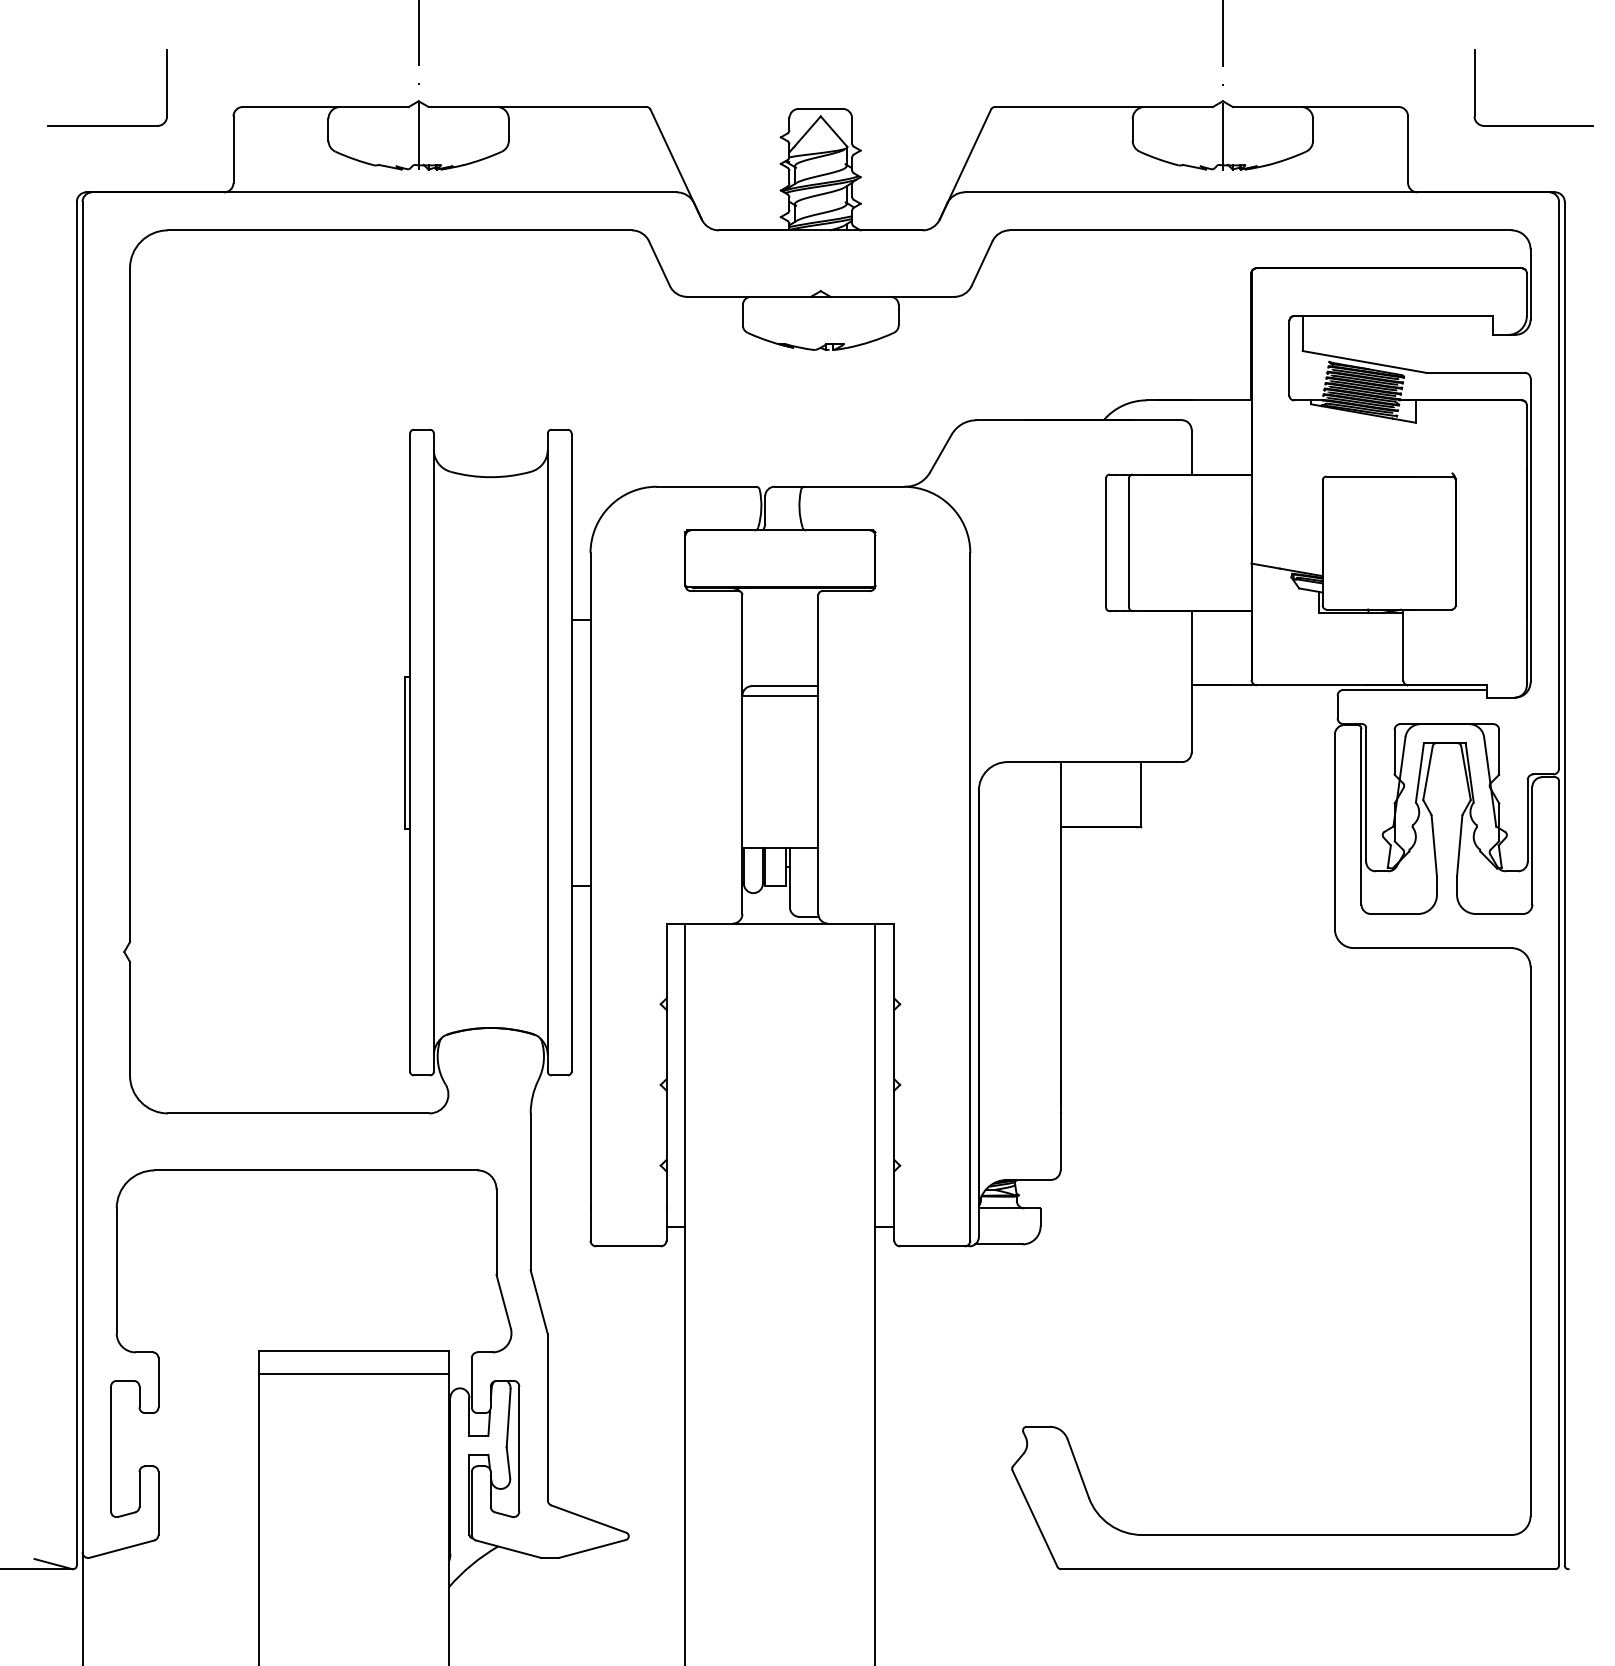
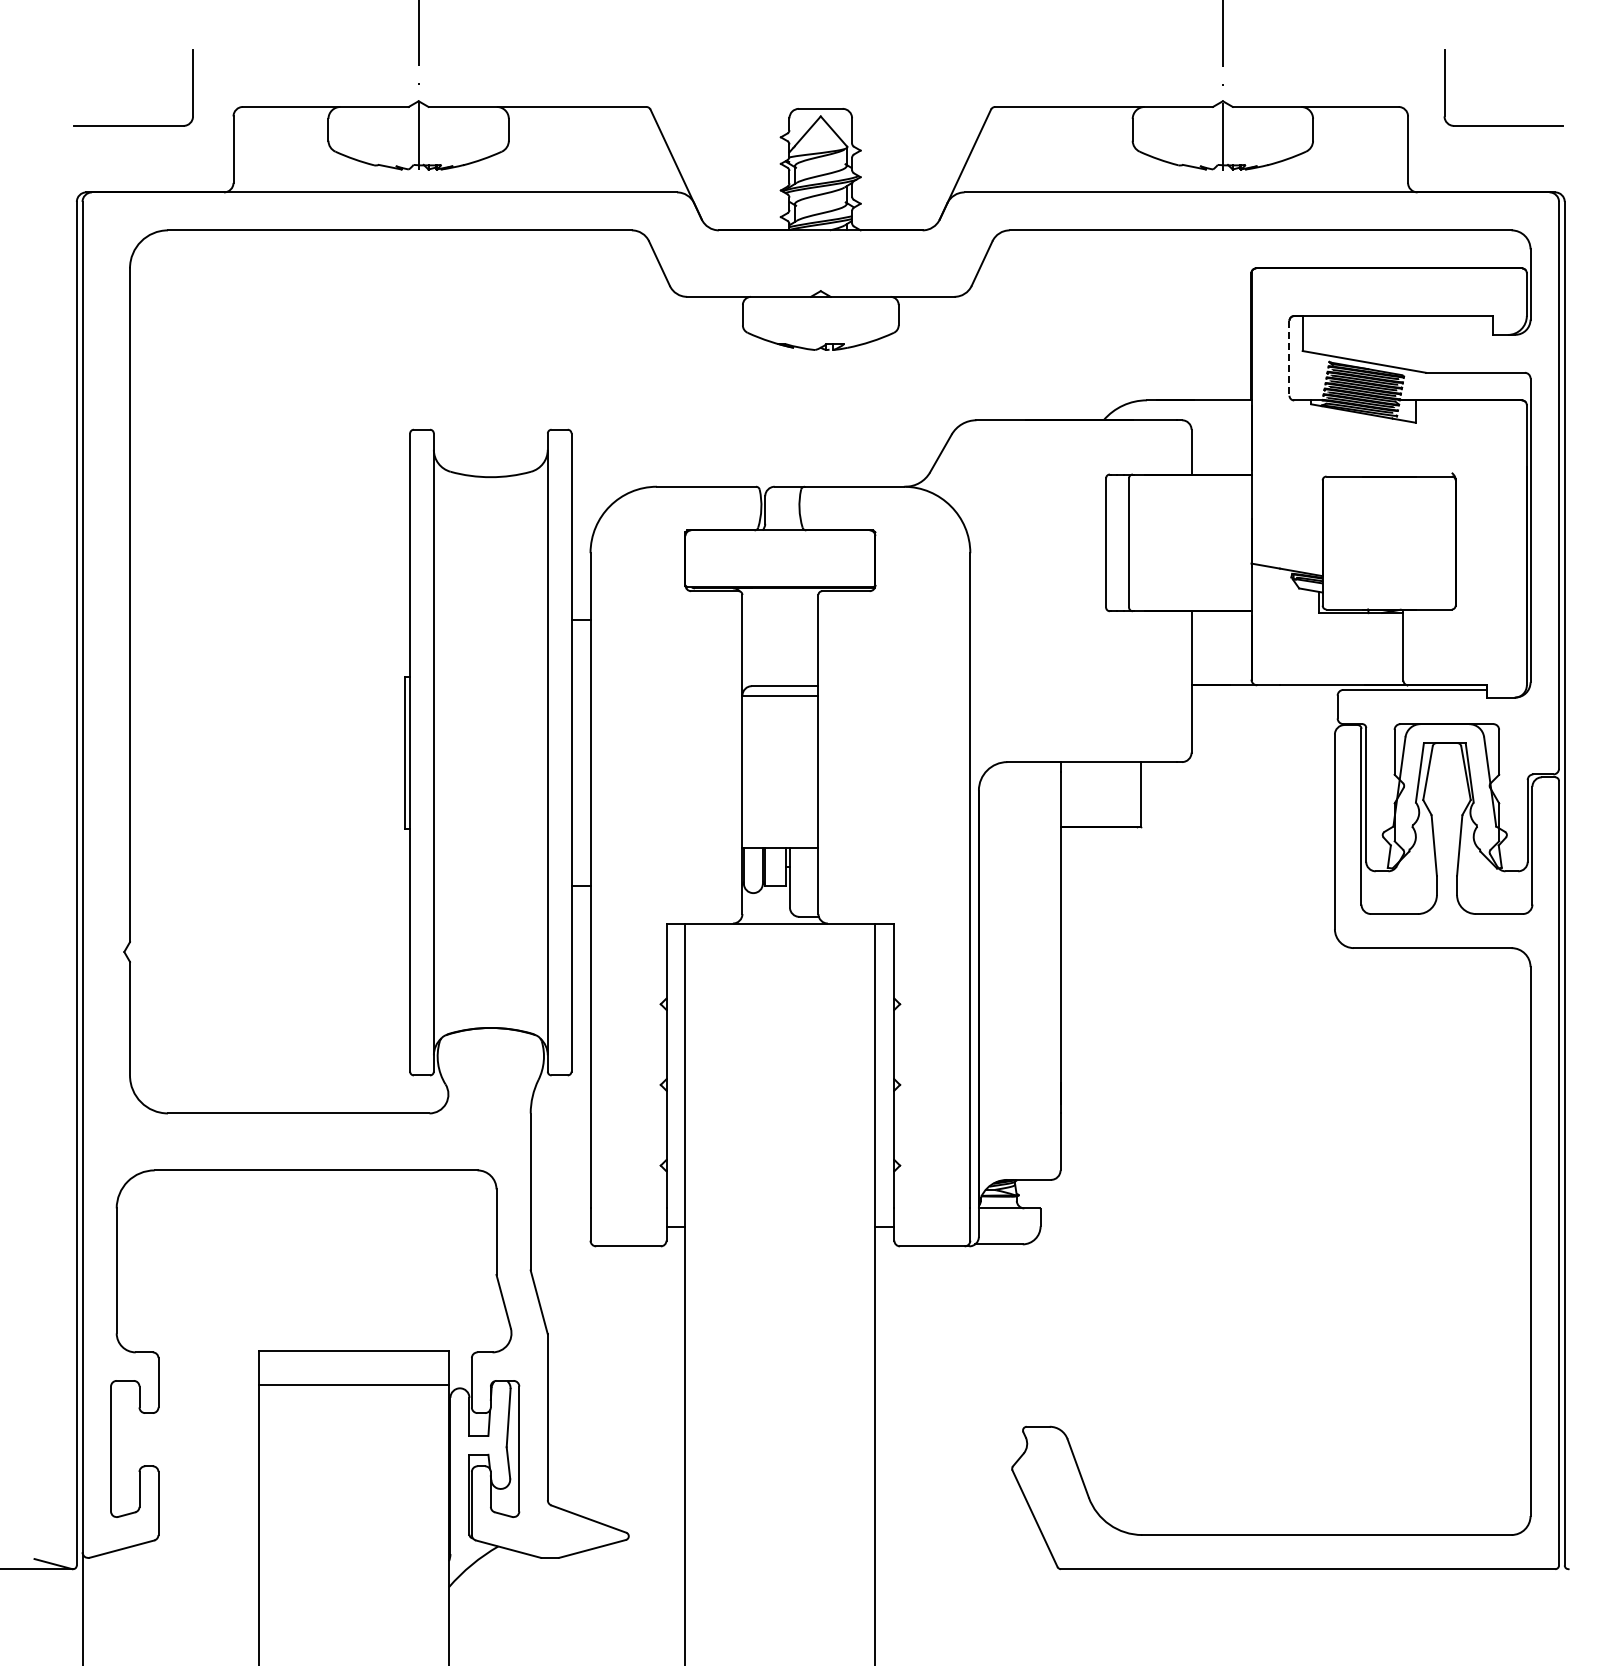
part position: (107, 125) -> (133, 125) (133, 125)
part position: (1533, 125) -> (1503, 125) (1503, 125)
line: solid -> dashed (1289, 358)
line position: (354, 1374) -> (354, 1385) (354, 1385)
